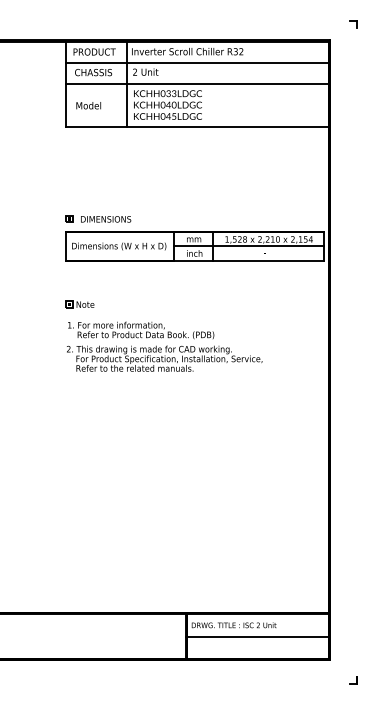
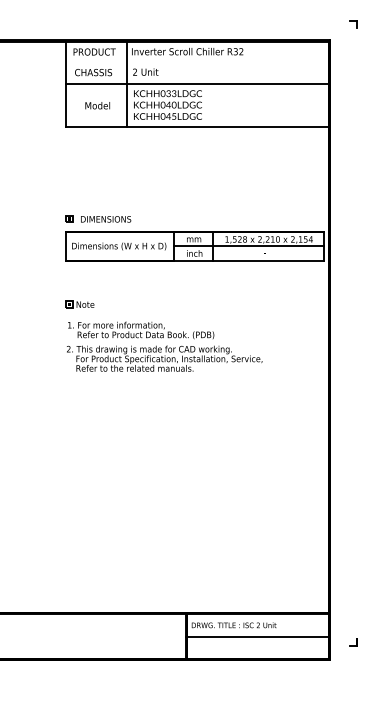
line: present -> none (197, 62)
text position: (88, 105) -> (97, 105) (97, 105)
part position: (353, 680) -> (353, 642) (353, 642)
